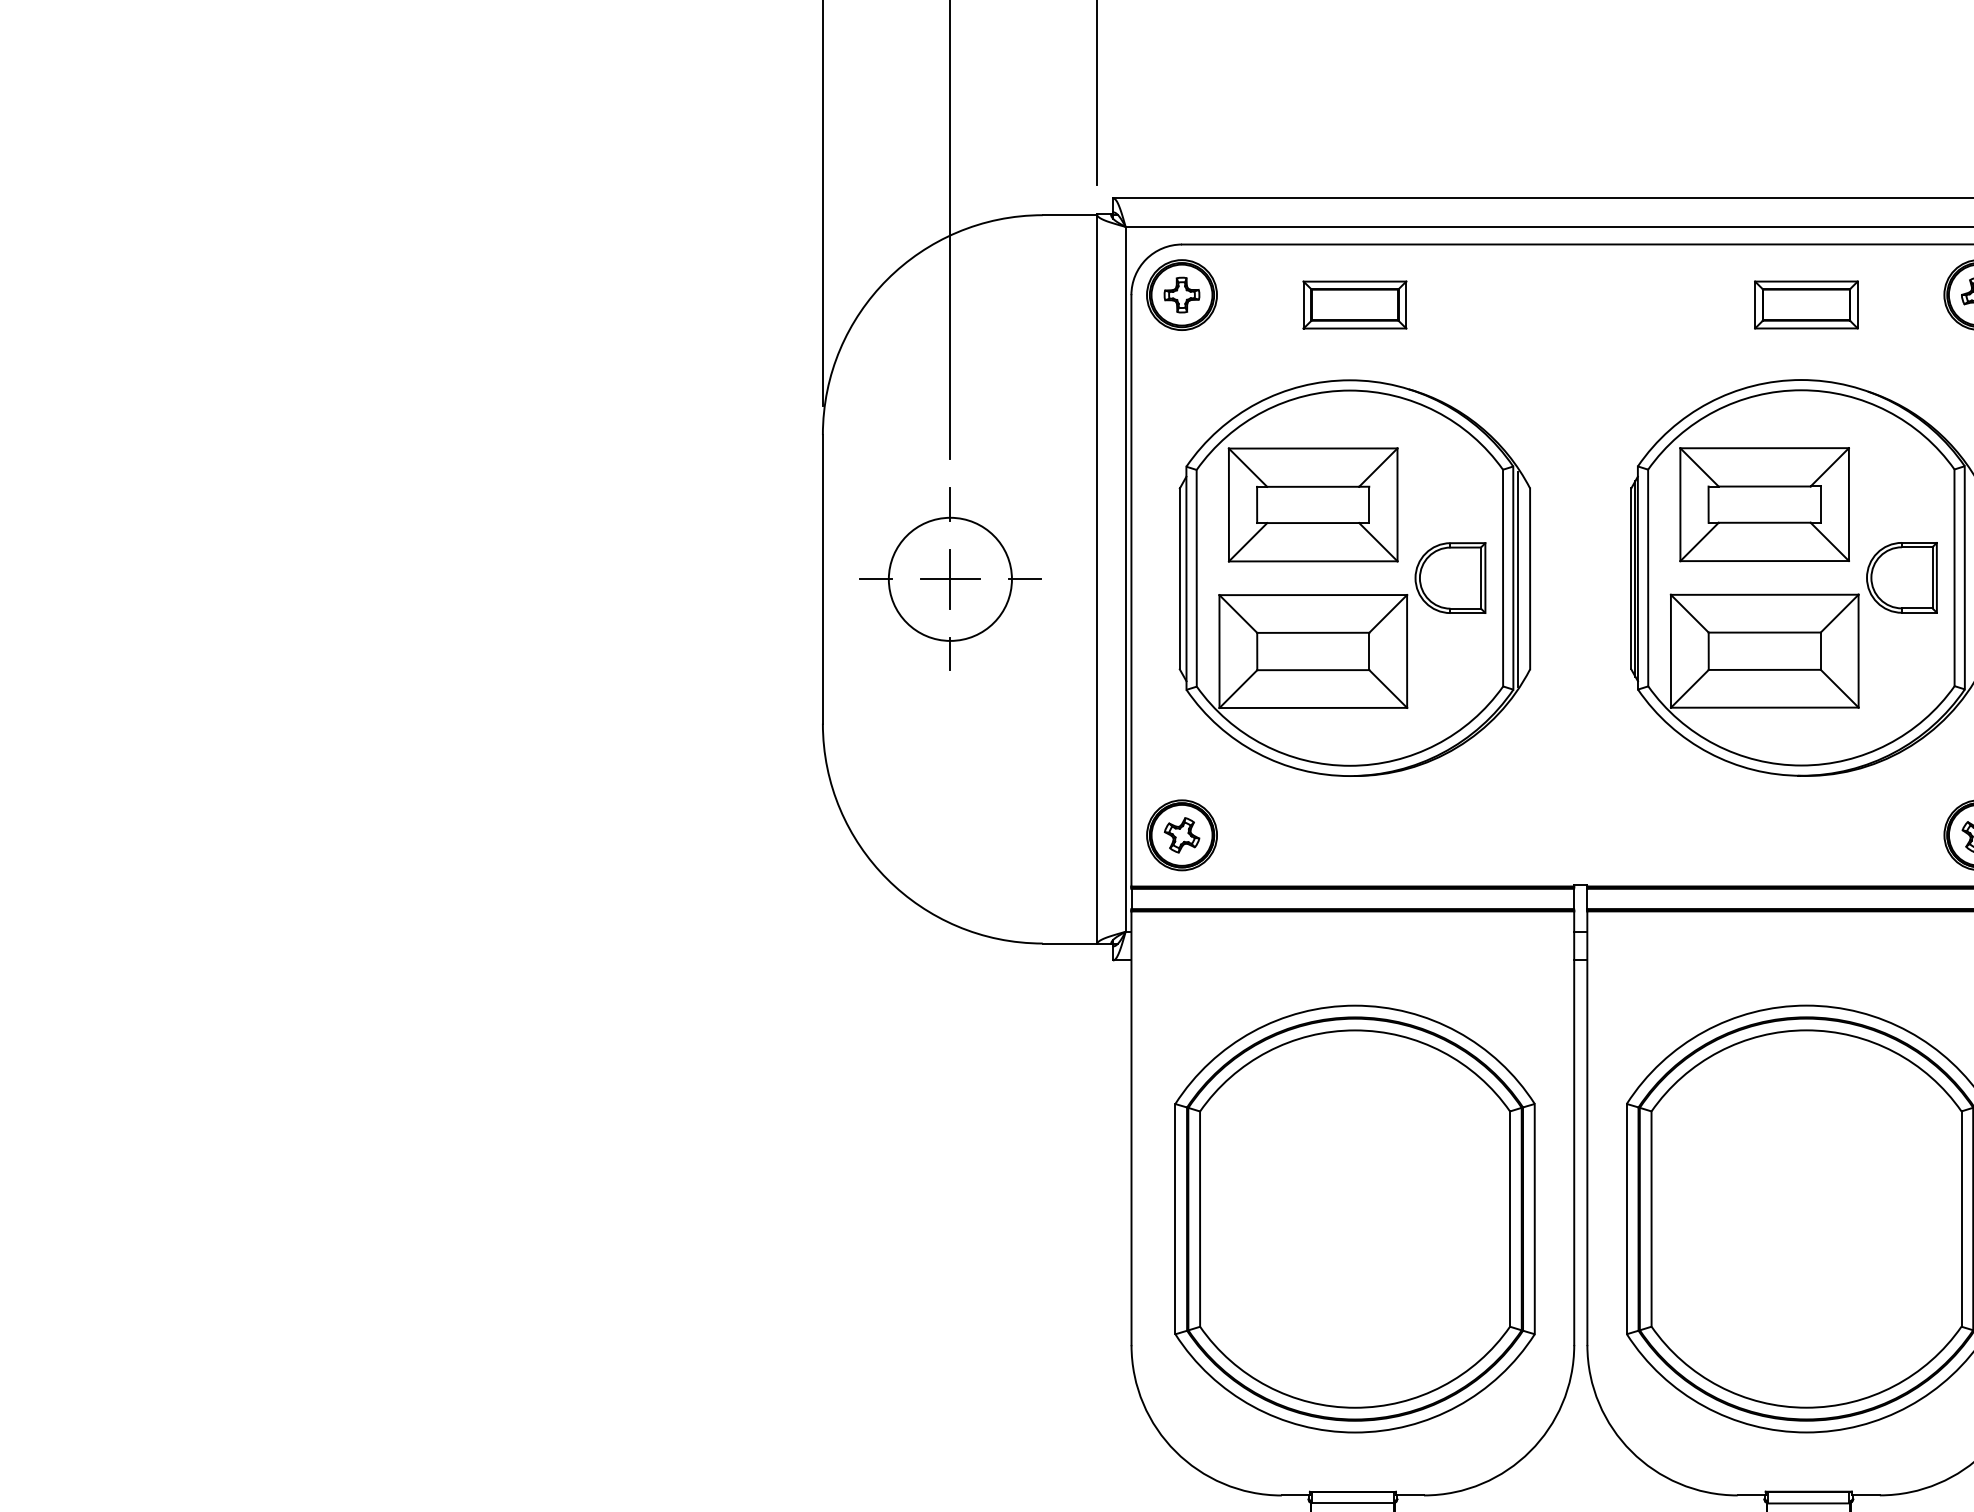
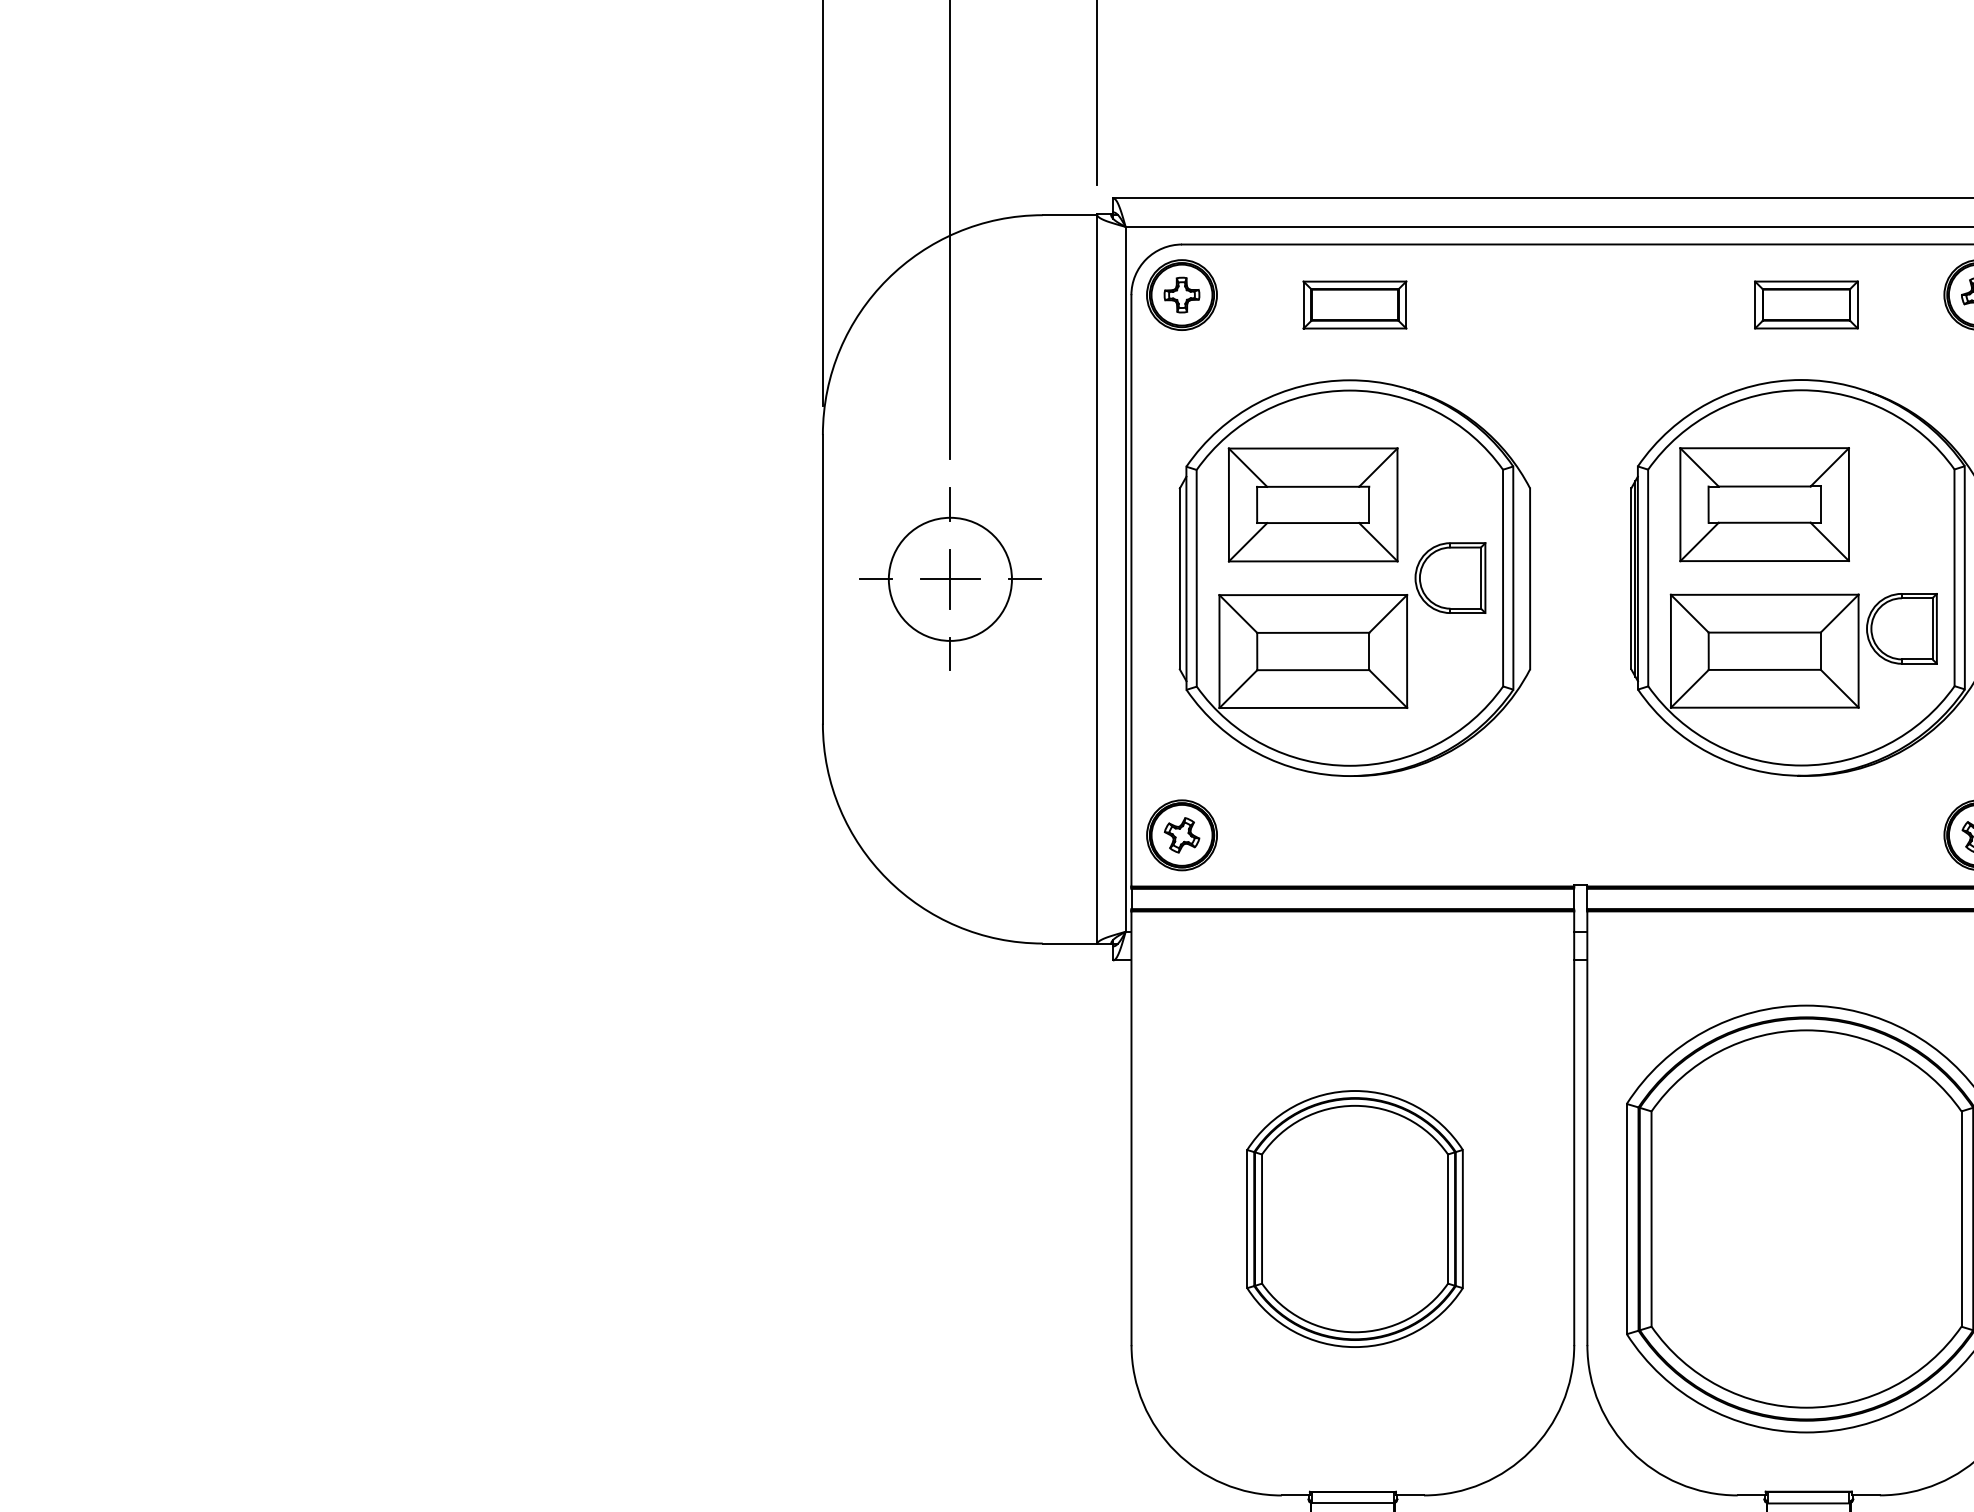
part position: (1901, 577) -> (1901, 628) (1901, 628)
line: present -> none (1517, 579)
part size: 362x430 px -> 218x258 px (1354, 1218)
